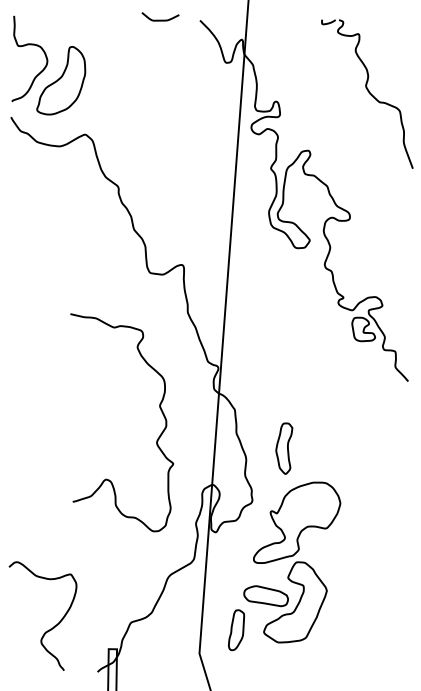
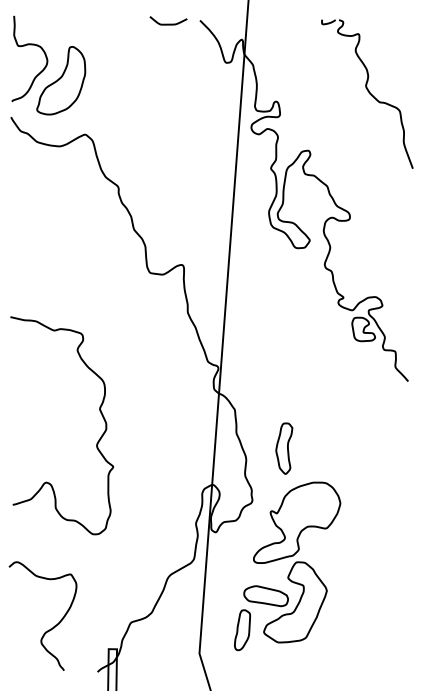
curve position: (160, 19) -> (168, 23) (168, 23)
curve position: (156, 440) -> (96, 443) (96, 443)
part position: (236, 630) -> (242, 630) (242, 630)
